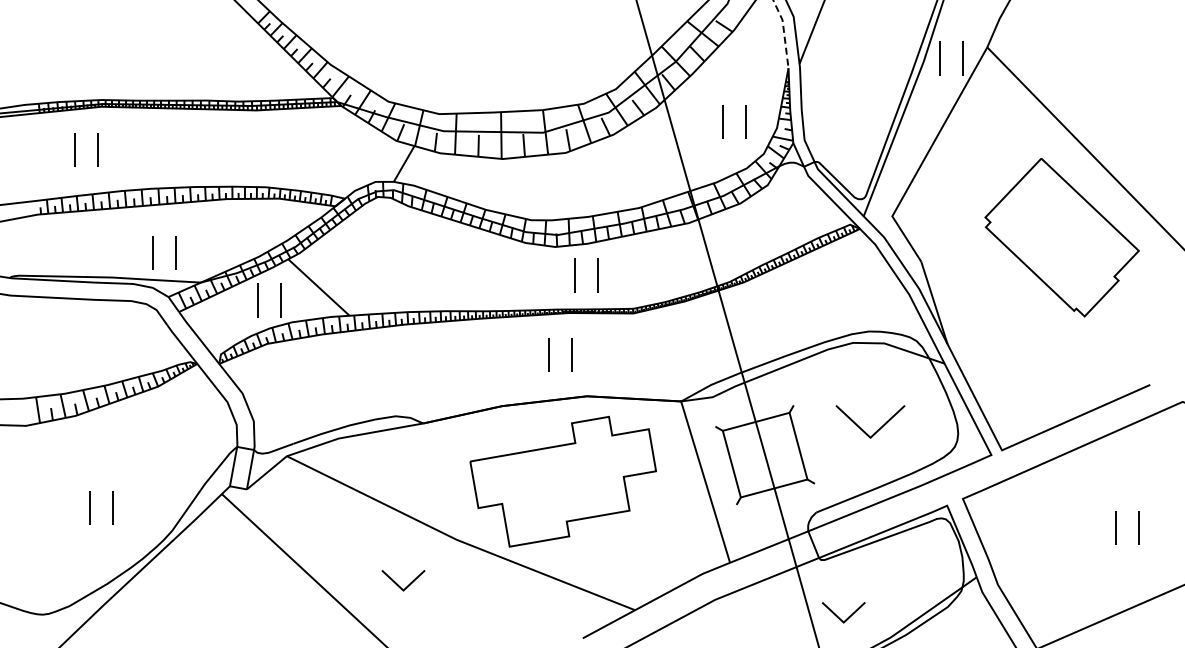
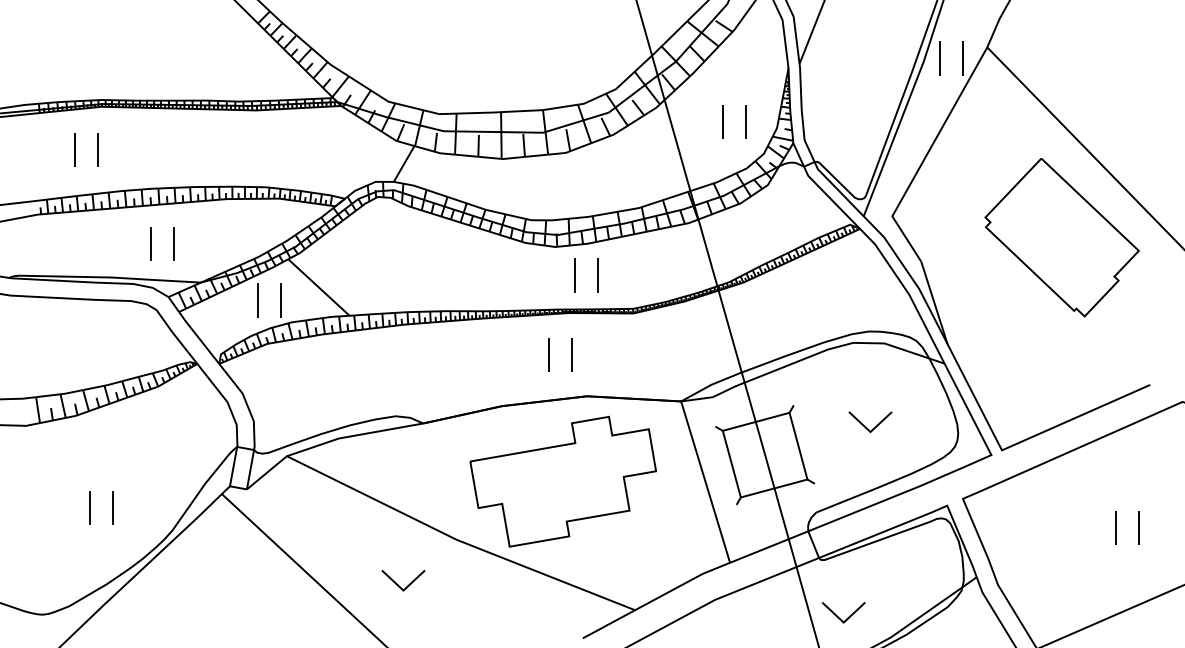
line: dashed -> solid (784, 32)
part position: (153, 252) -> (151, 243) (151, 243)
part size: 71x34 px -> 45x23 px (870, 422)
